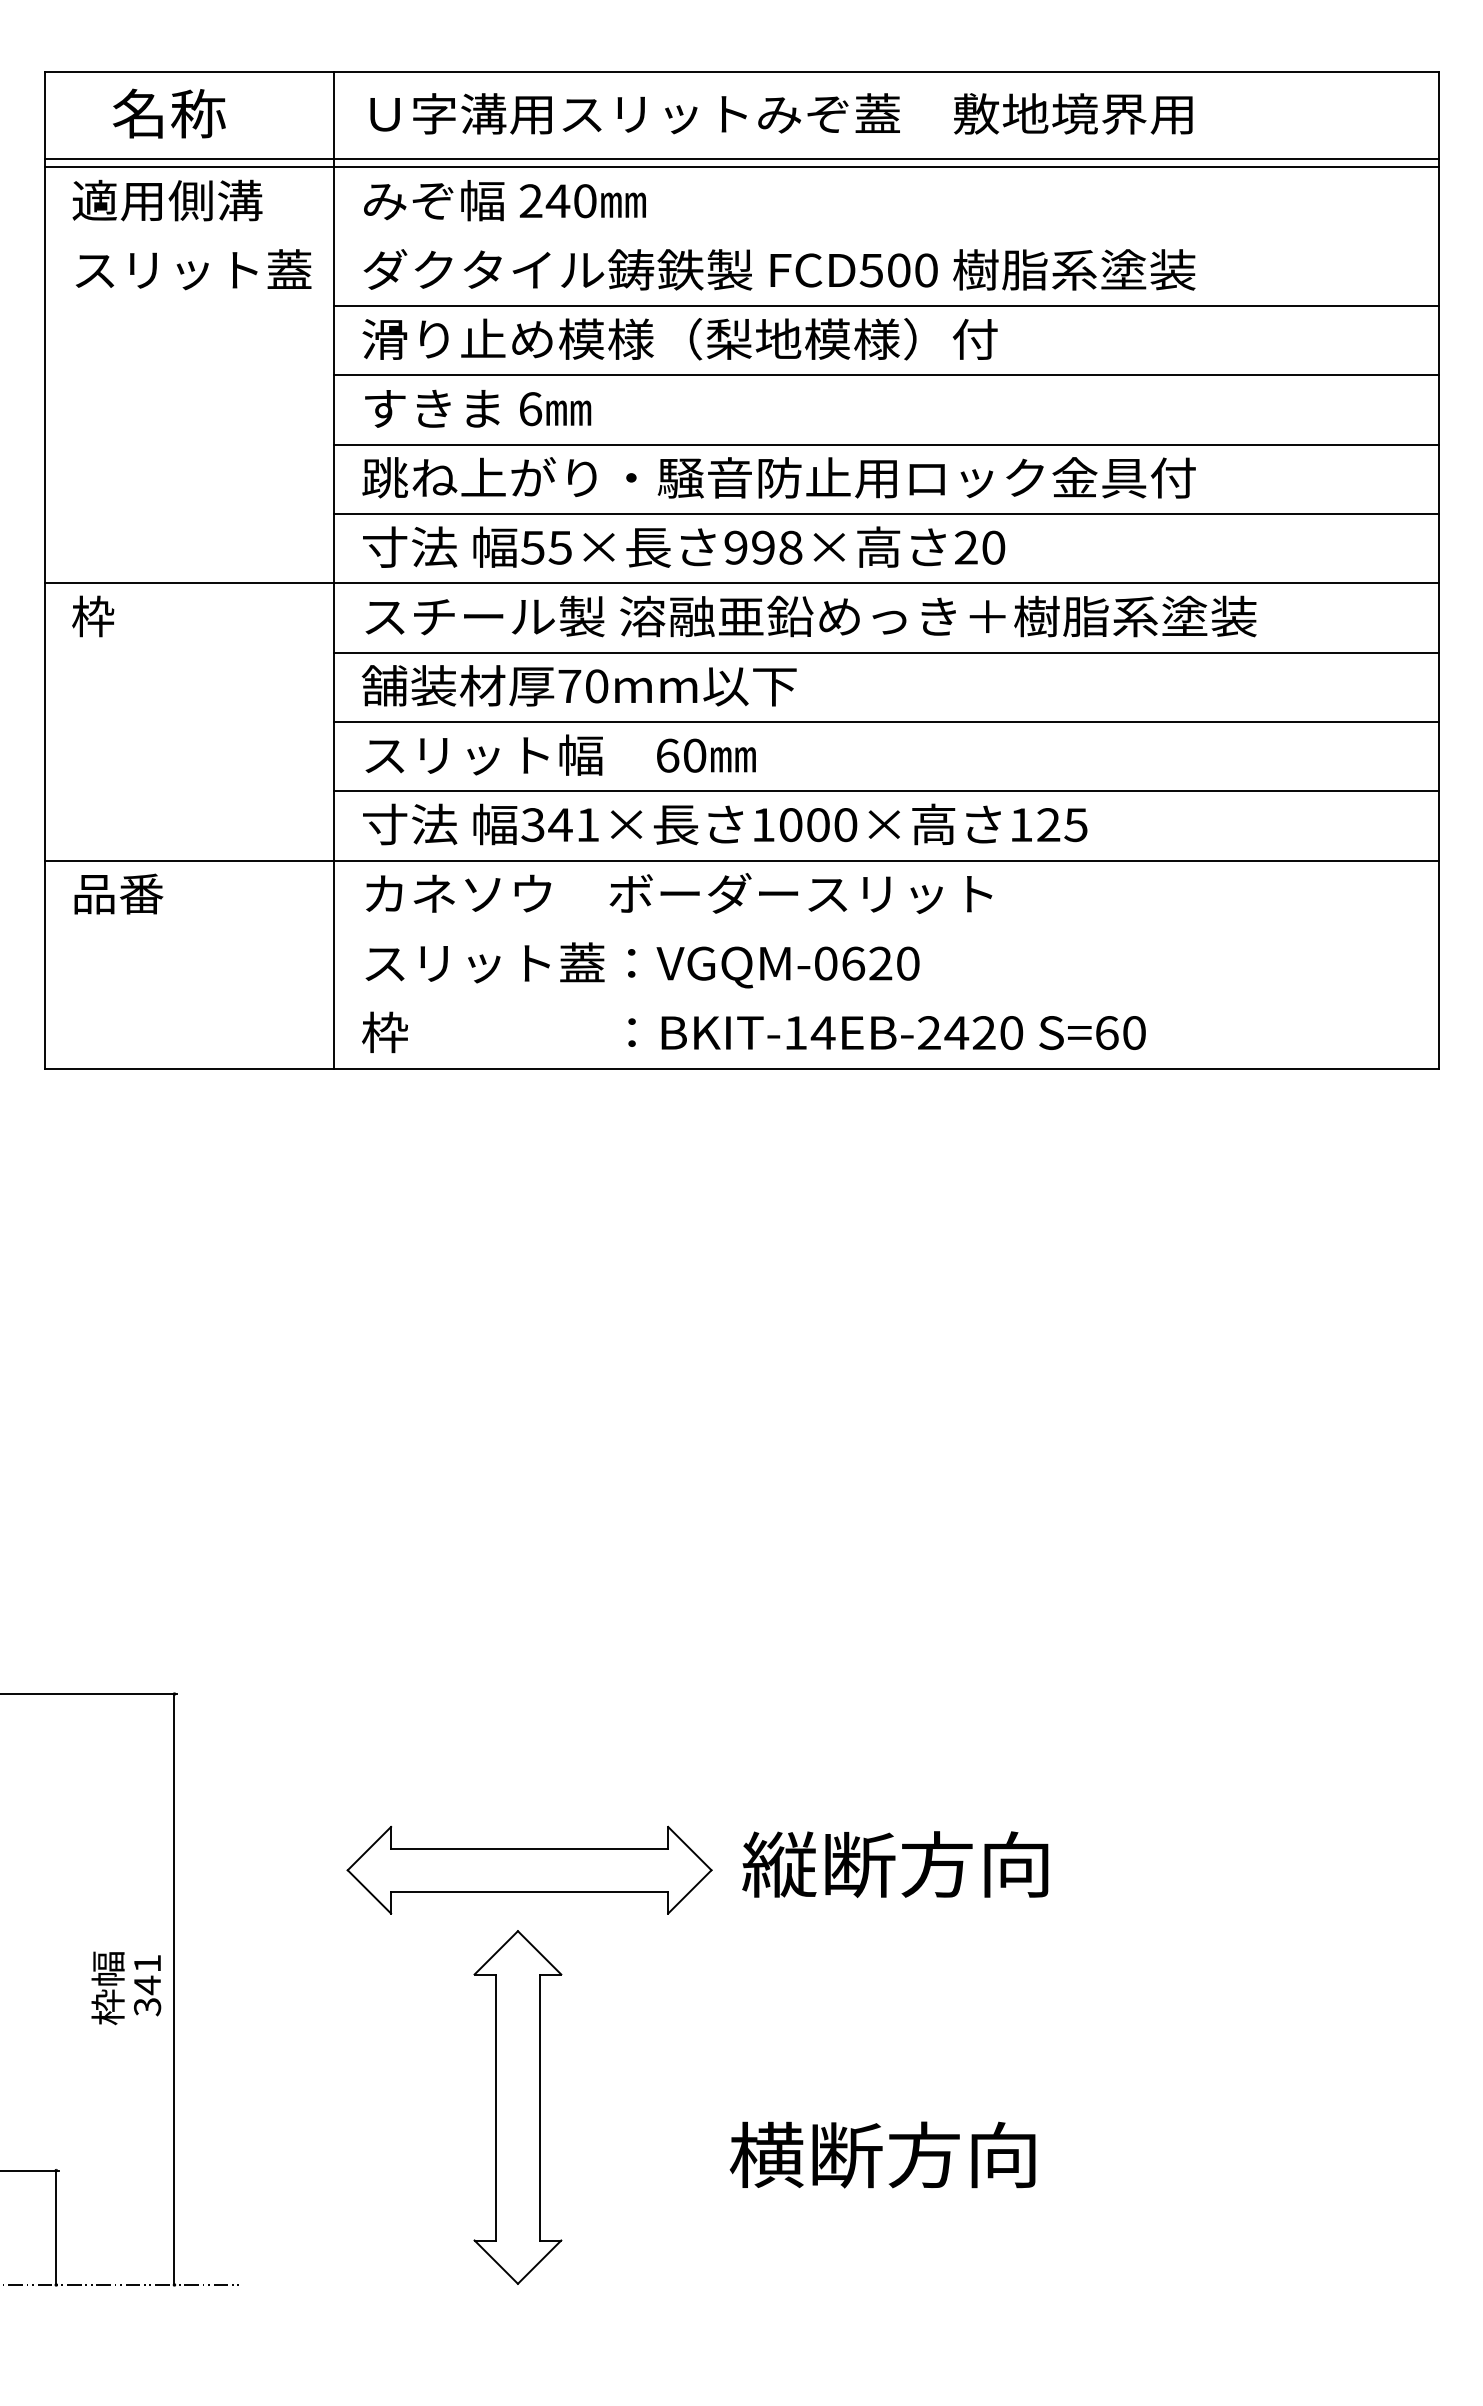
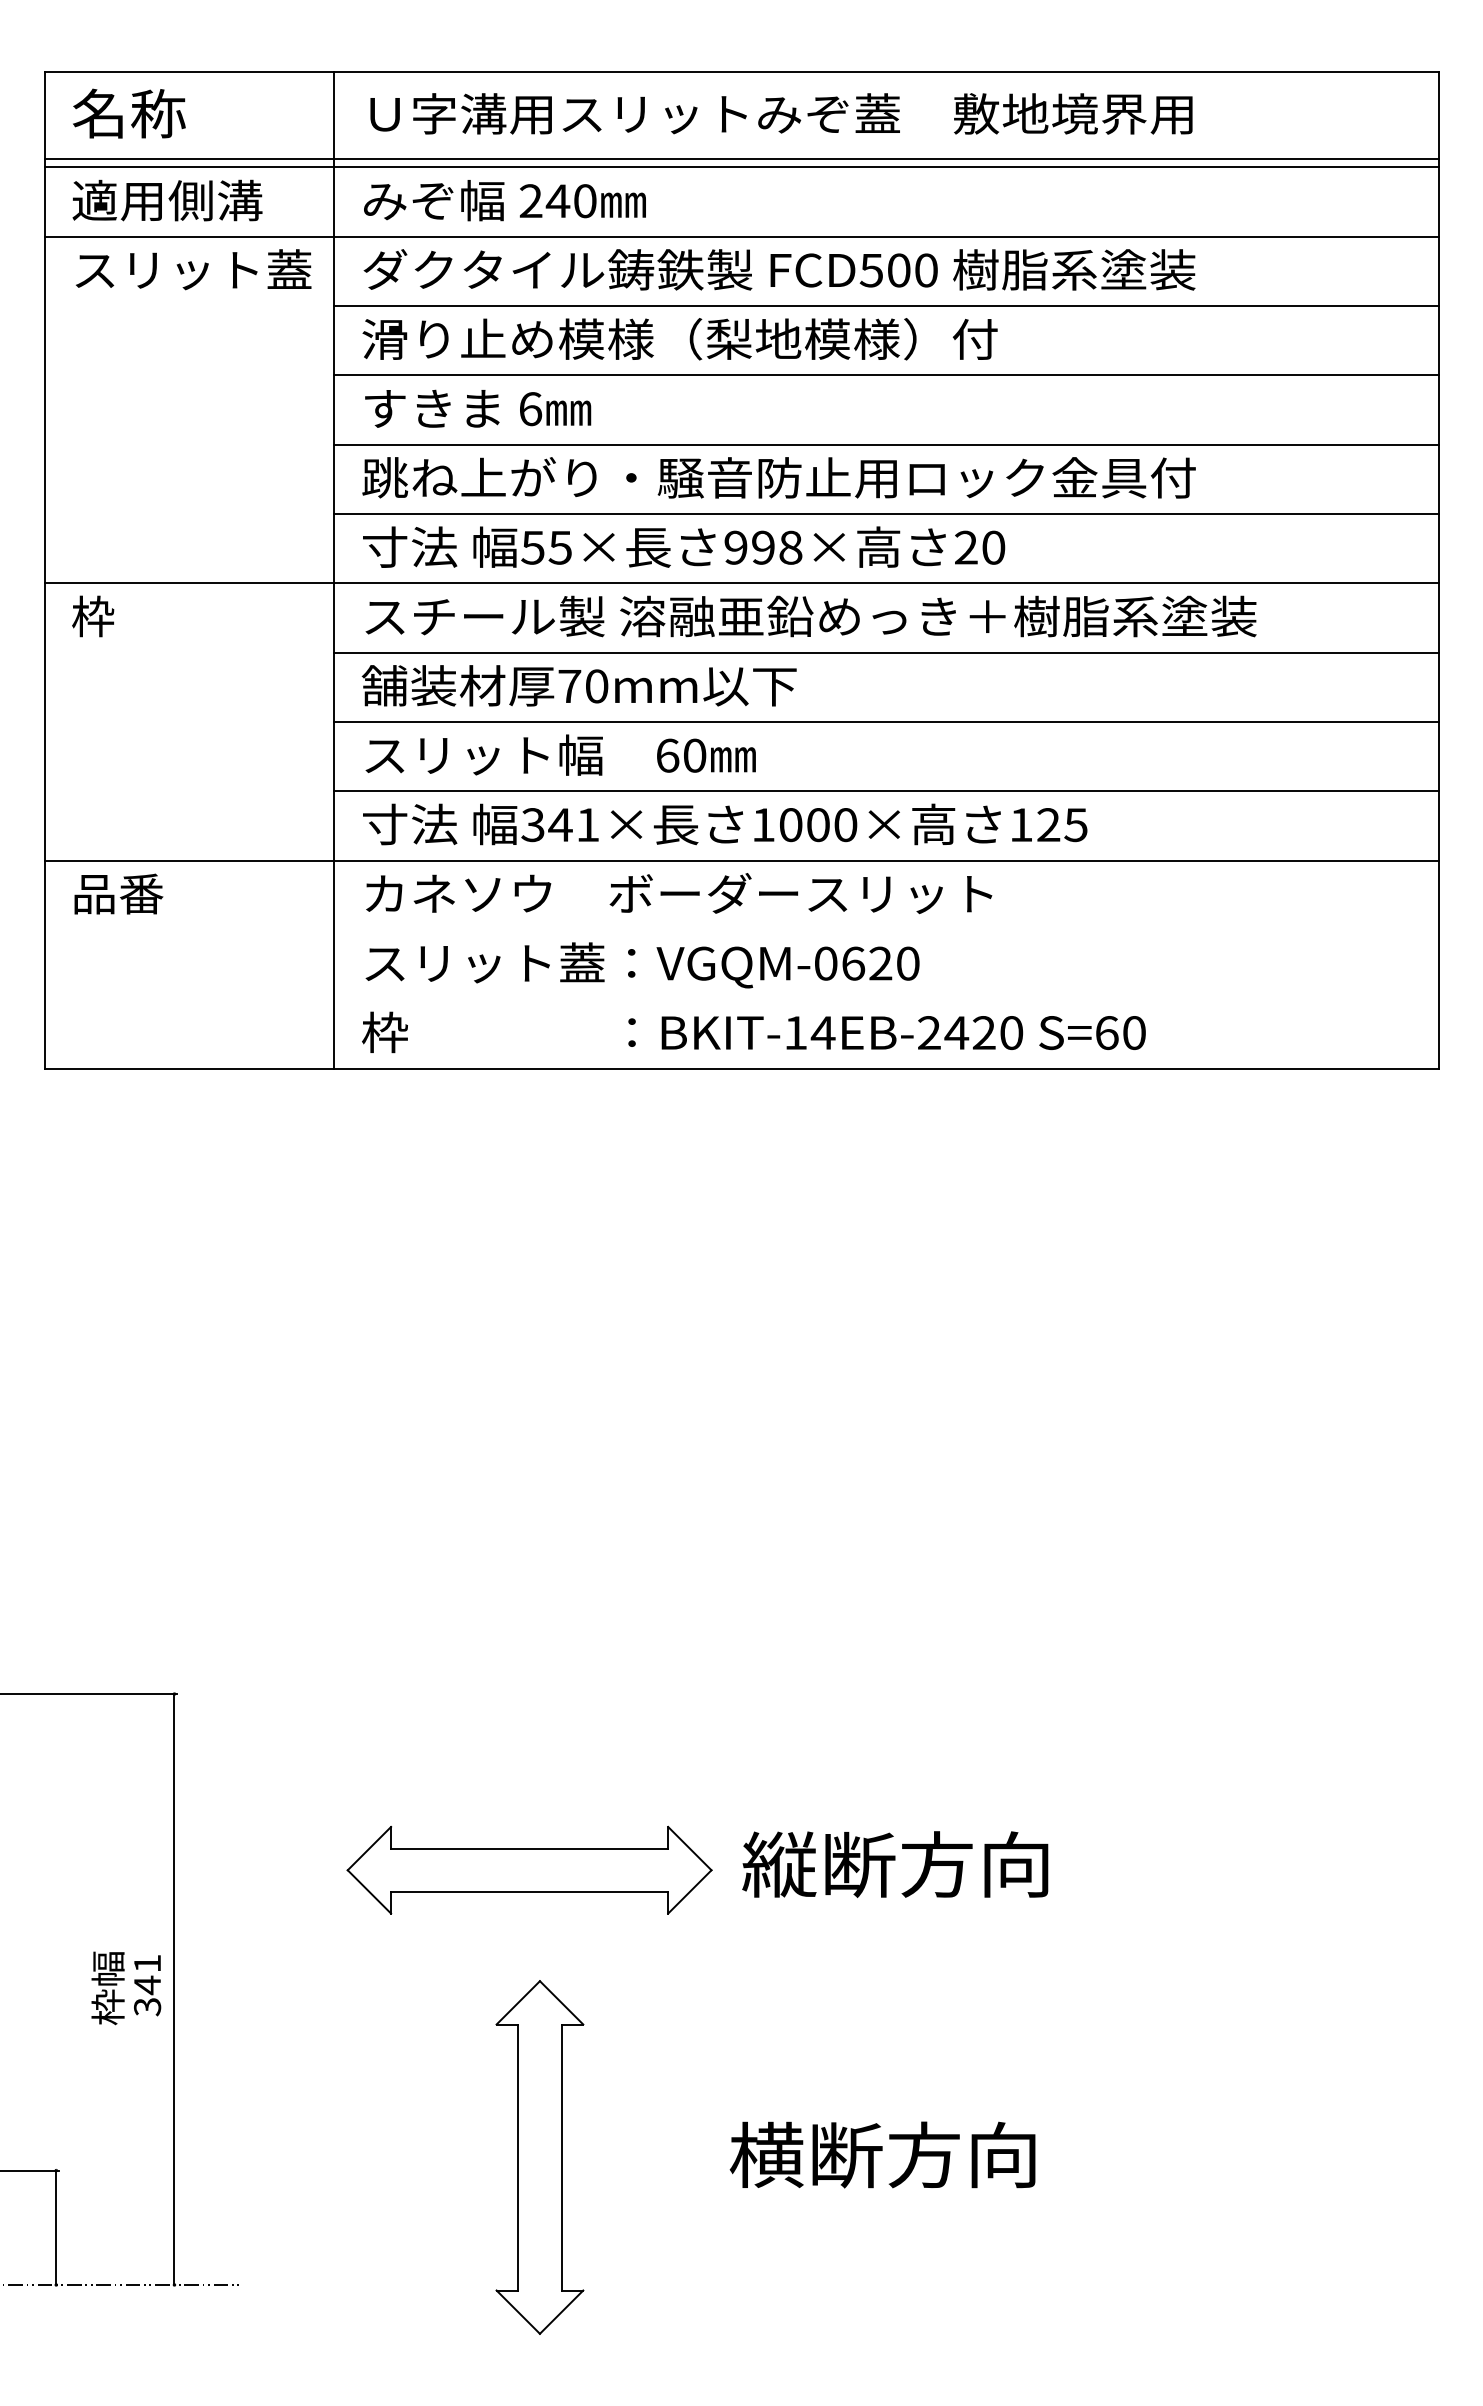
text position: (169, 113) -> (129, 113) (129, 113)
line: none -> present (741, 236)
part position: (517, 2107) -> (539, 2157) (539, 2157)
